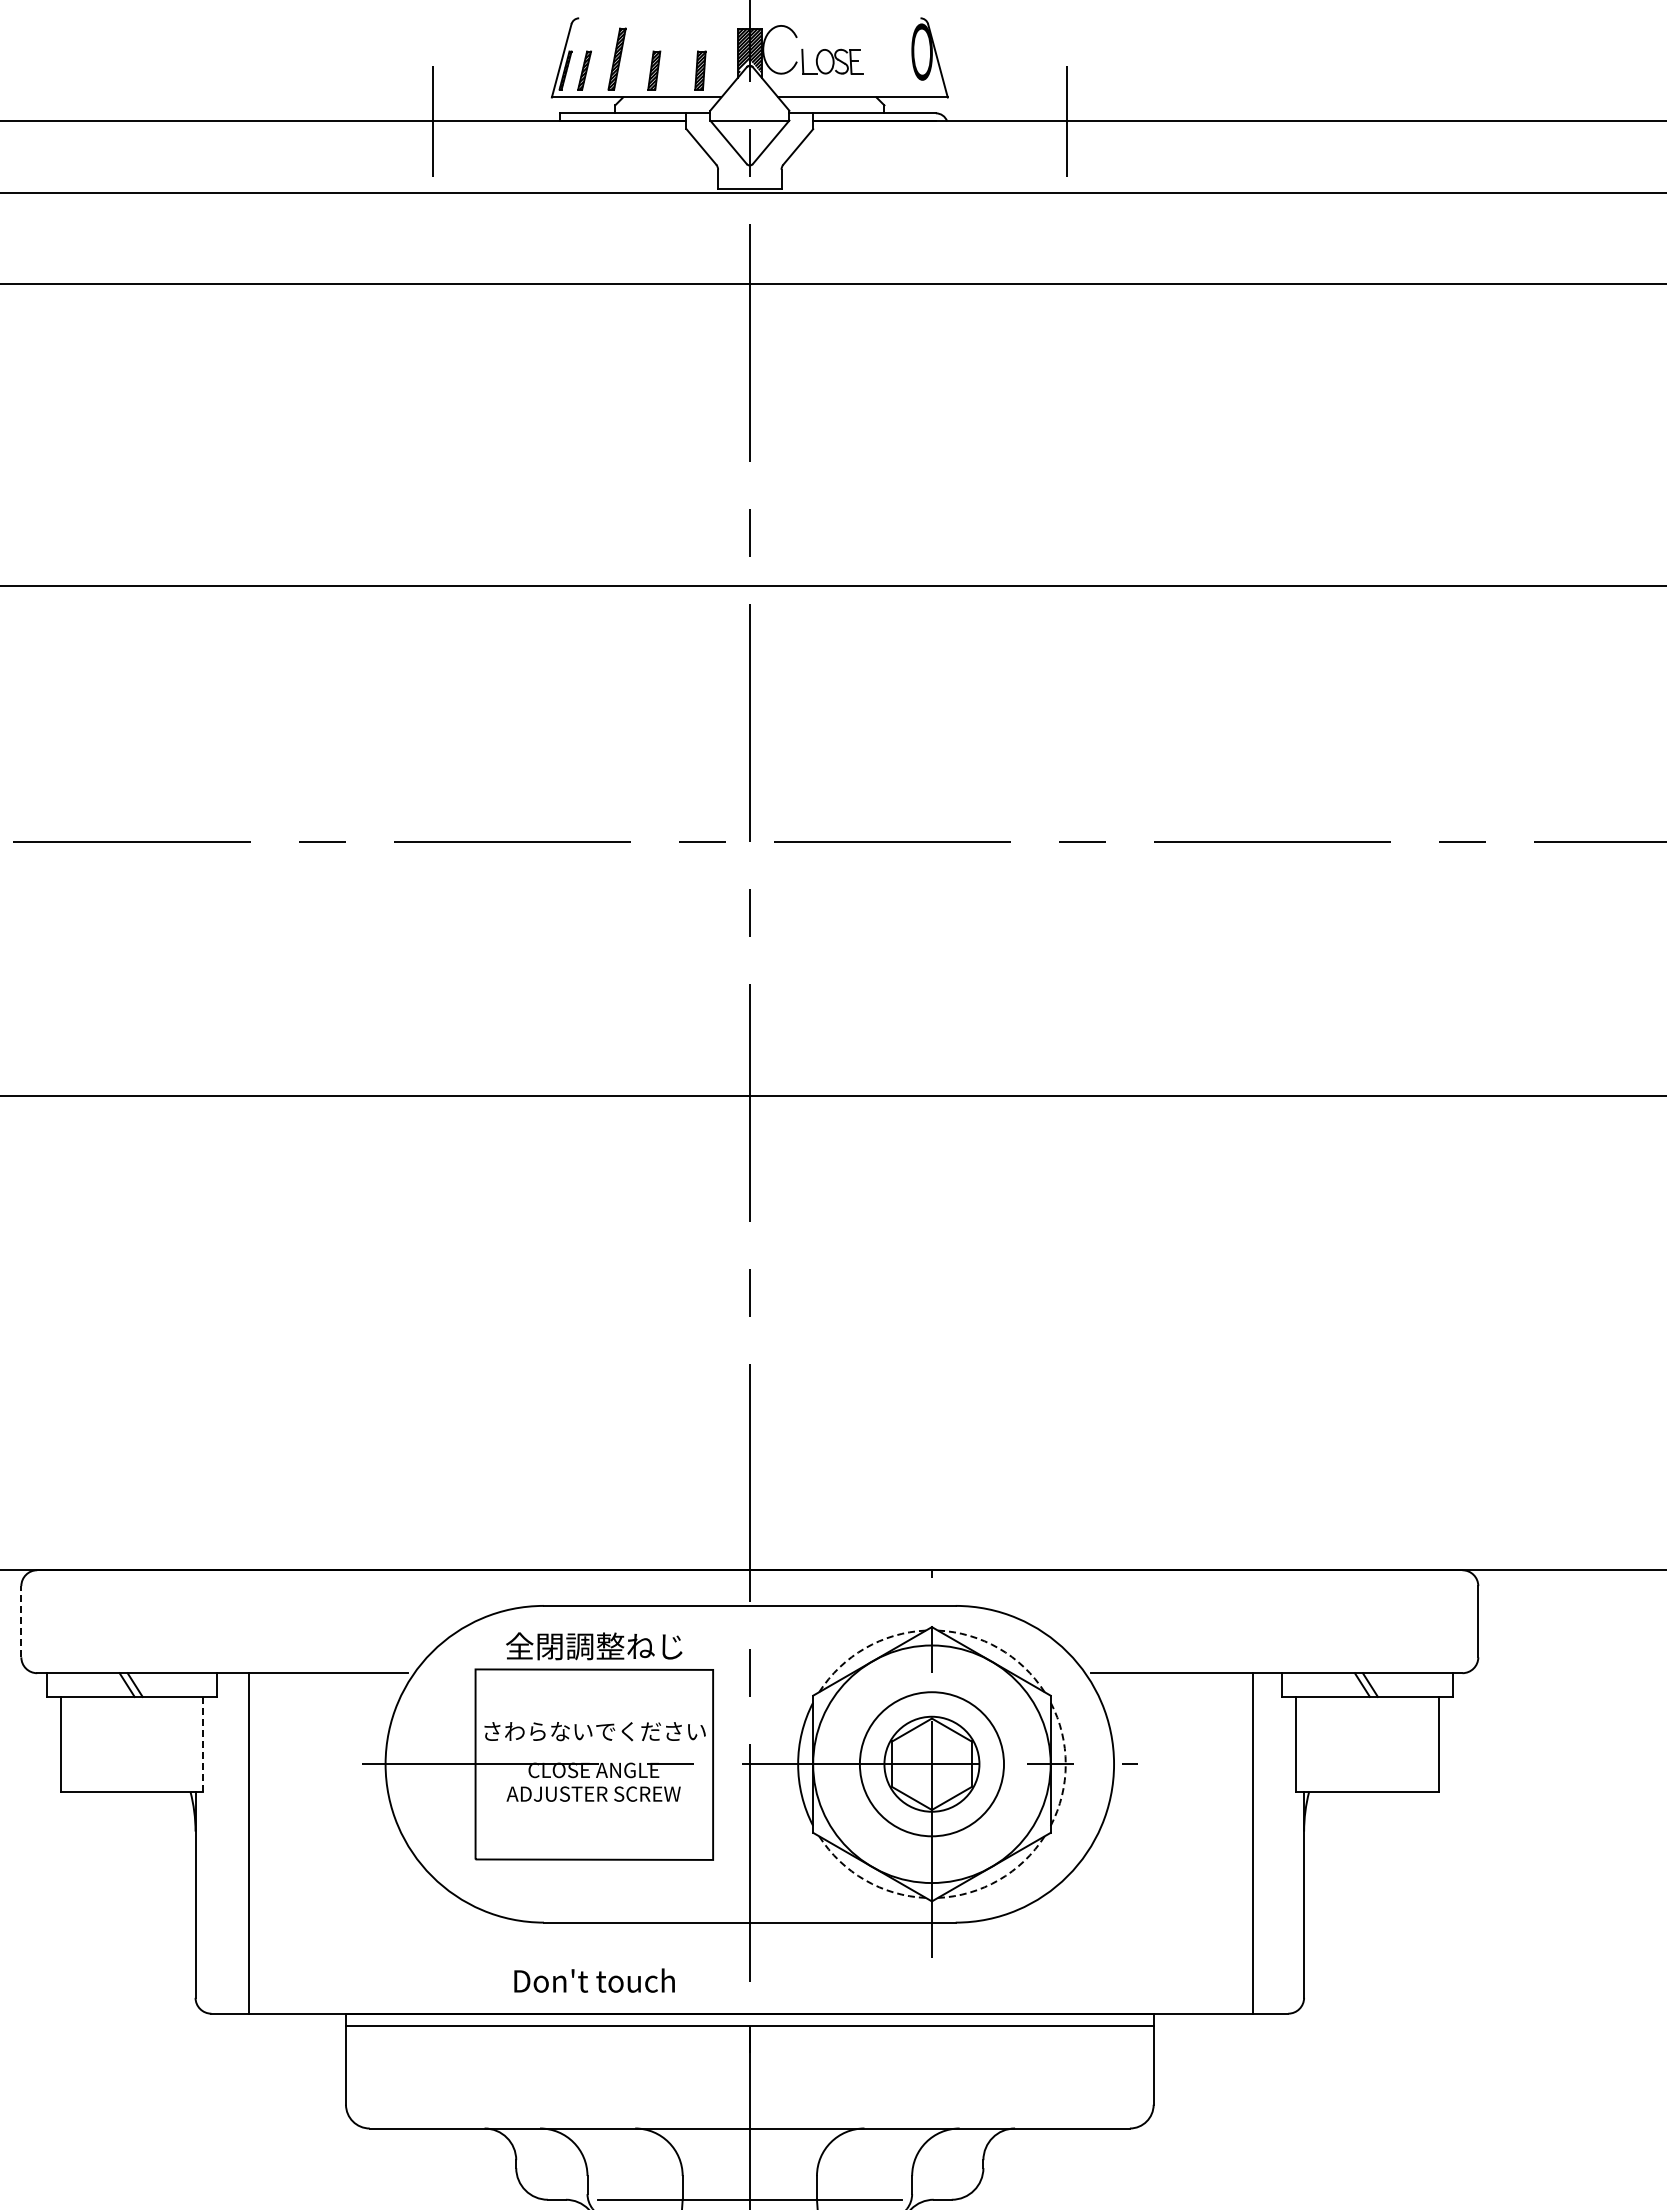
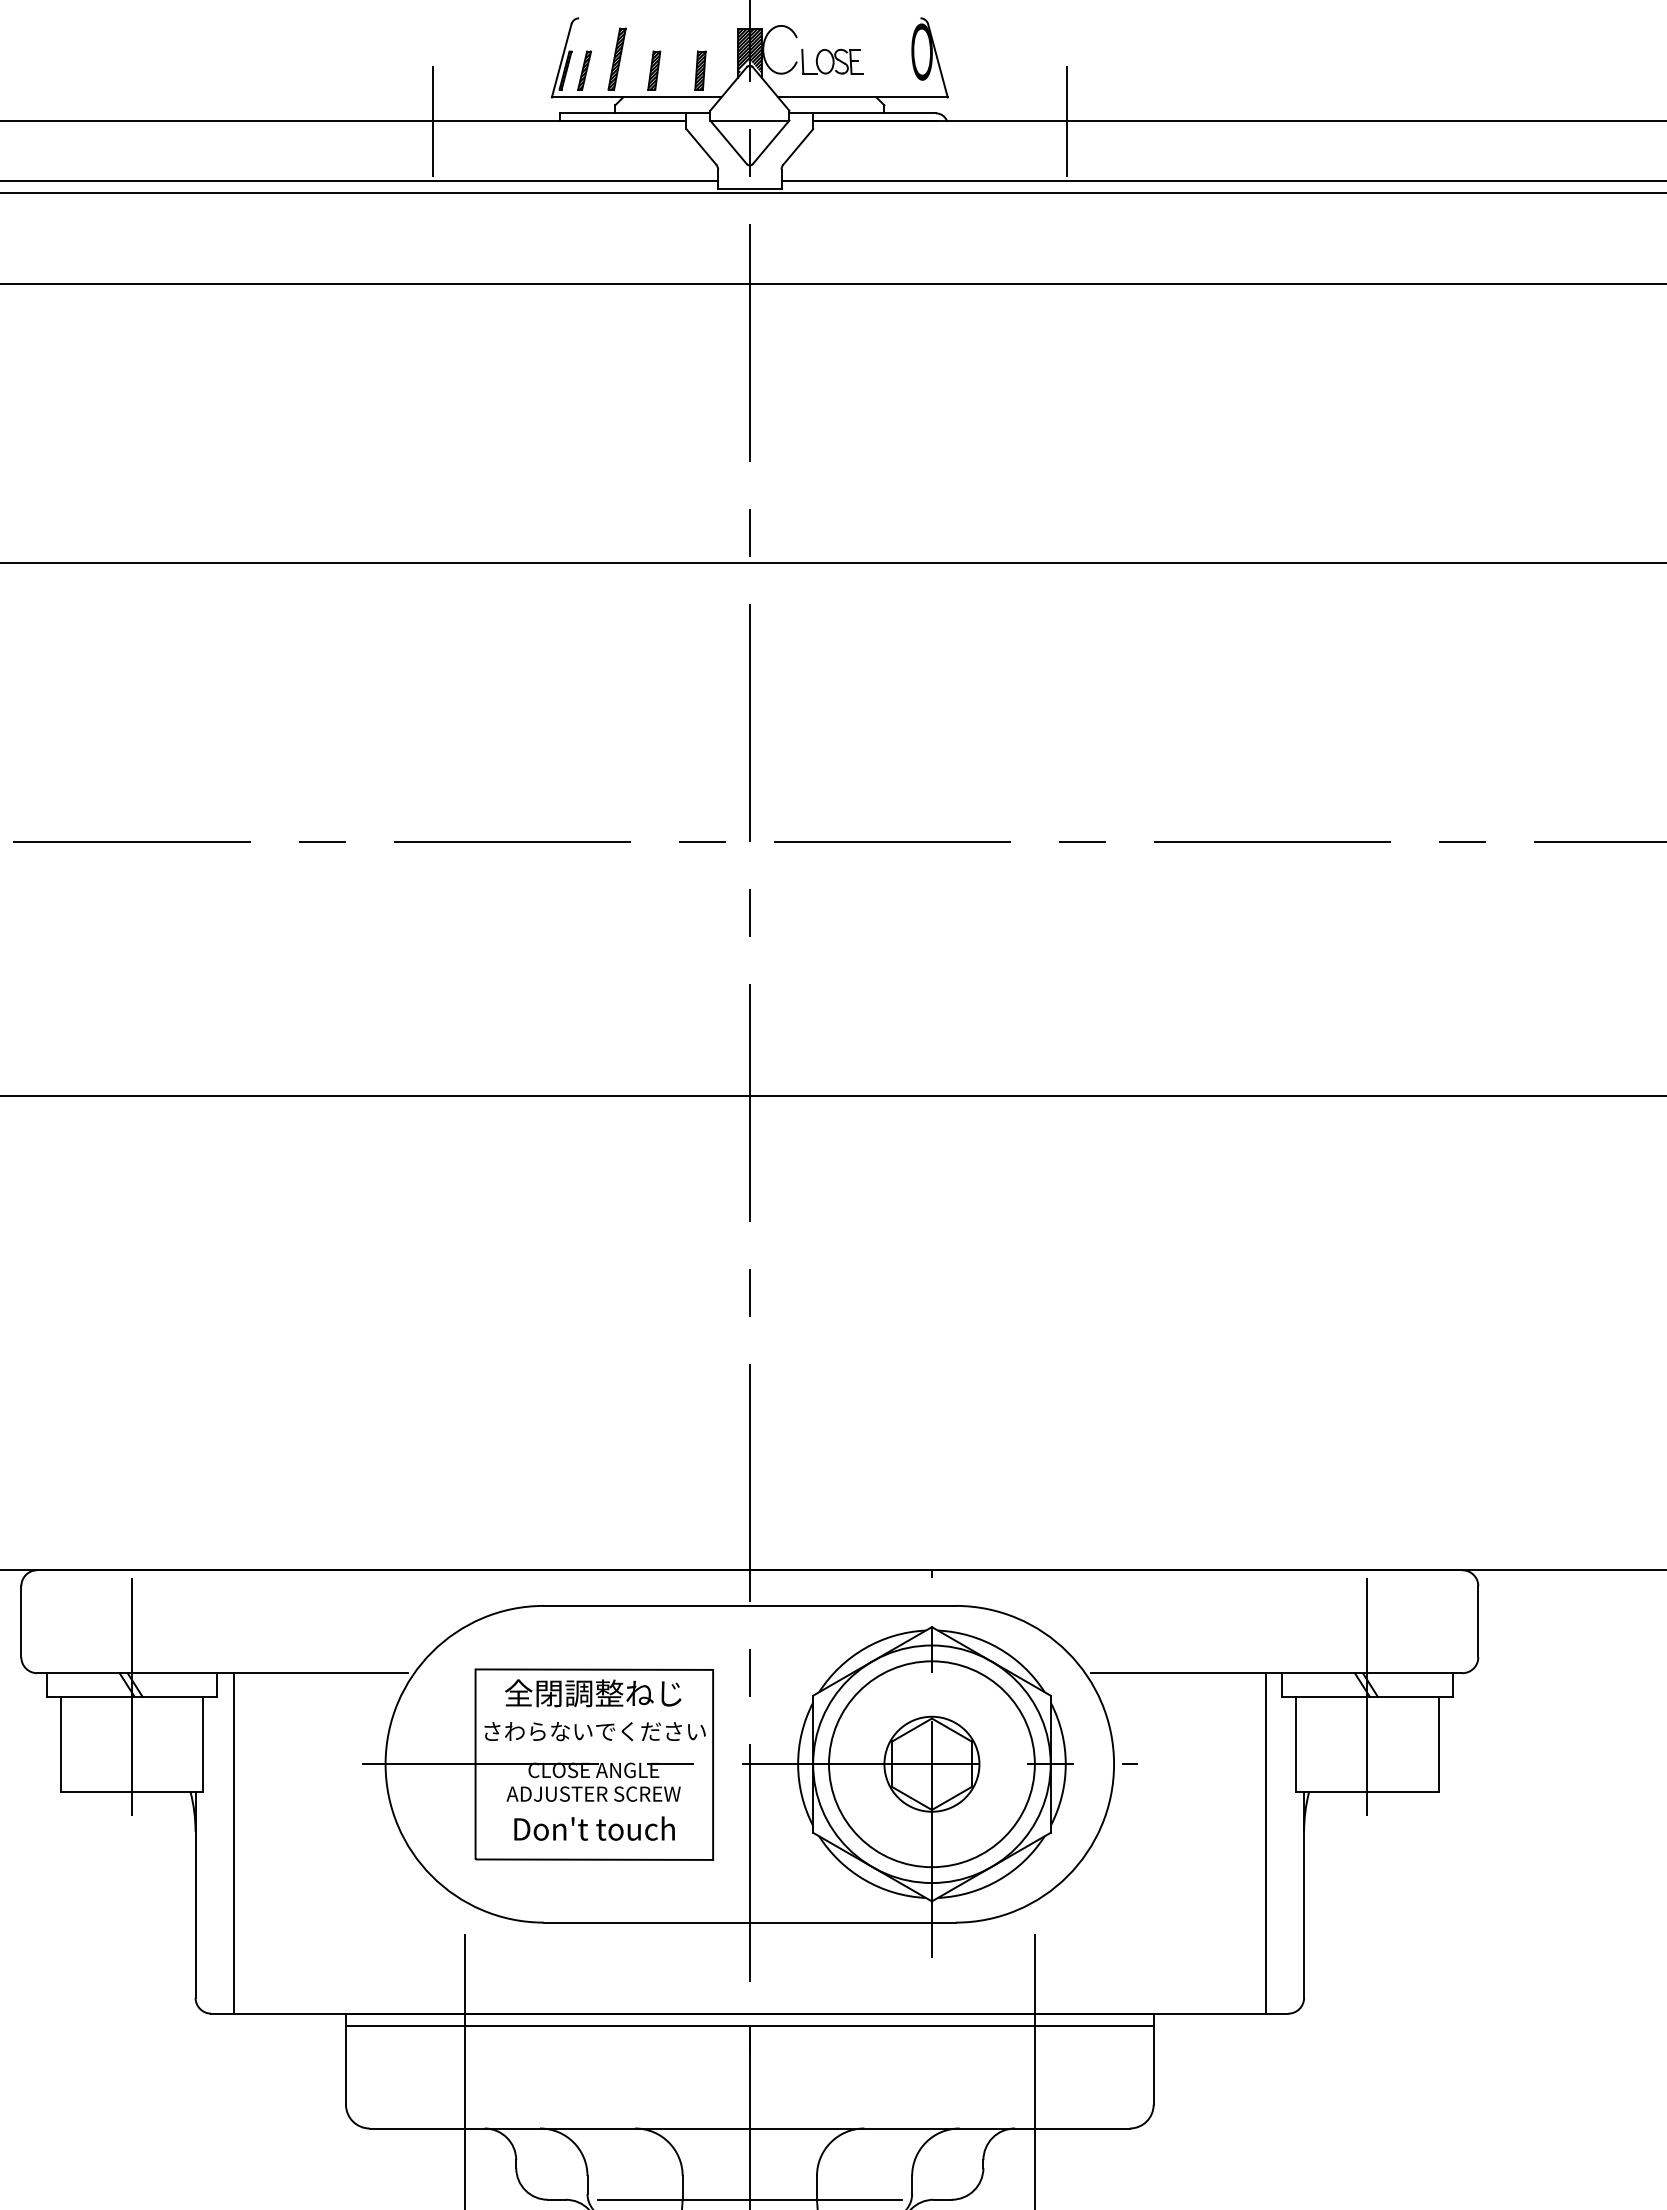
line: none -> present (360, 180)
line: none -> present (1222, 180)
line position: (832, 586) -> (832, 563) (832, 563)
line: dashed -> solid (21, 1621)
text position: (594, 1646) -> (593, 1693) (593, 1693)
arc: dashed -> solid (865, 1648)
arc: dashed -> solid (998, 1648)
line: none -> present (132, 1680)
line: none -> present (1367, 1680)
line: dashed -> solid (203, 1744)
circle diameter: 144 px -> 206 px (931, 1764)
arc: dashed -> solid (1065, 1764)
line position: (249, 1843) -> (234, 1843) (234, 1843)
line position: (1252, 1843) -> (1265, 1843) (1265, 1843)
arc: dashed -> solid (865, 1880)
arc: dashed -> solid (998, 1880)
text position: (594, 1980) -> (594, 1828) (594, 1828)
line: none -> present (464, 2070)
line: none -> present (1034, 2070)
